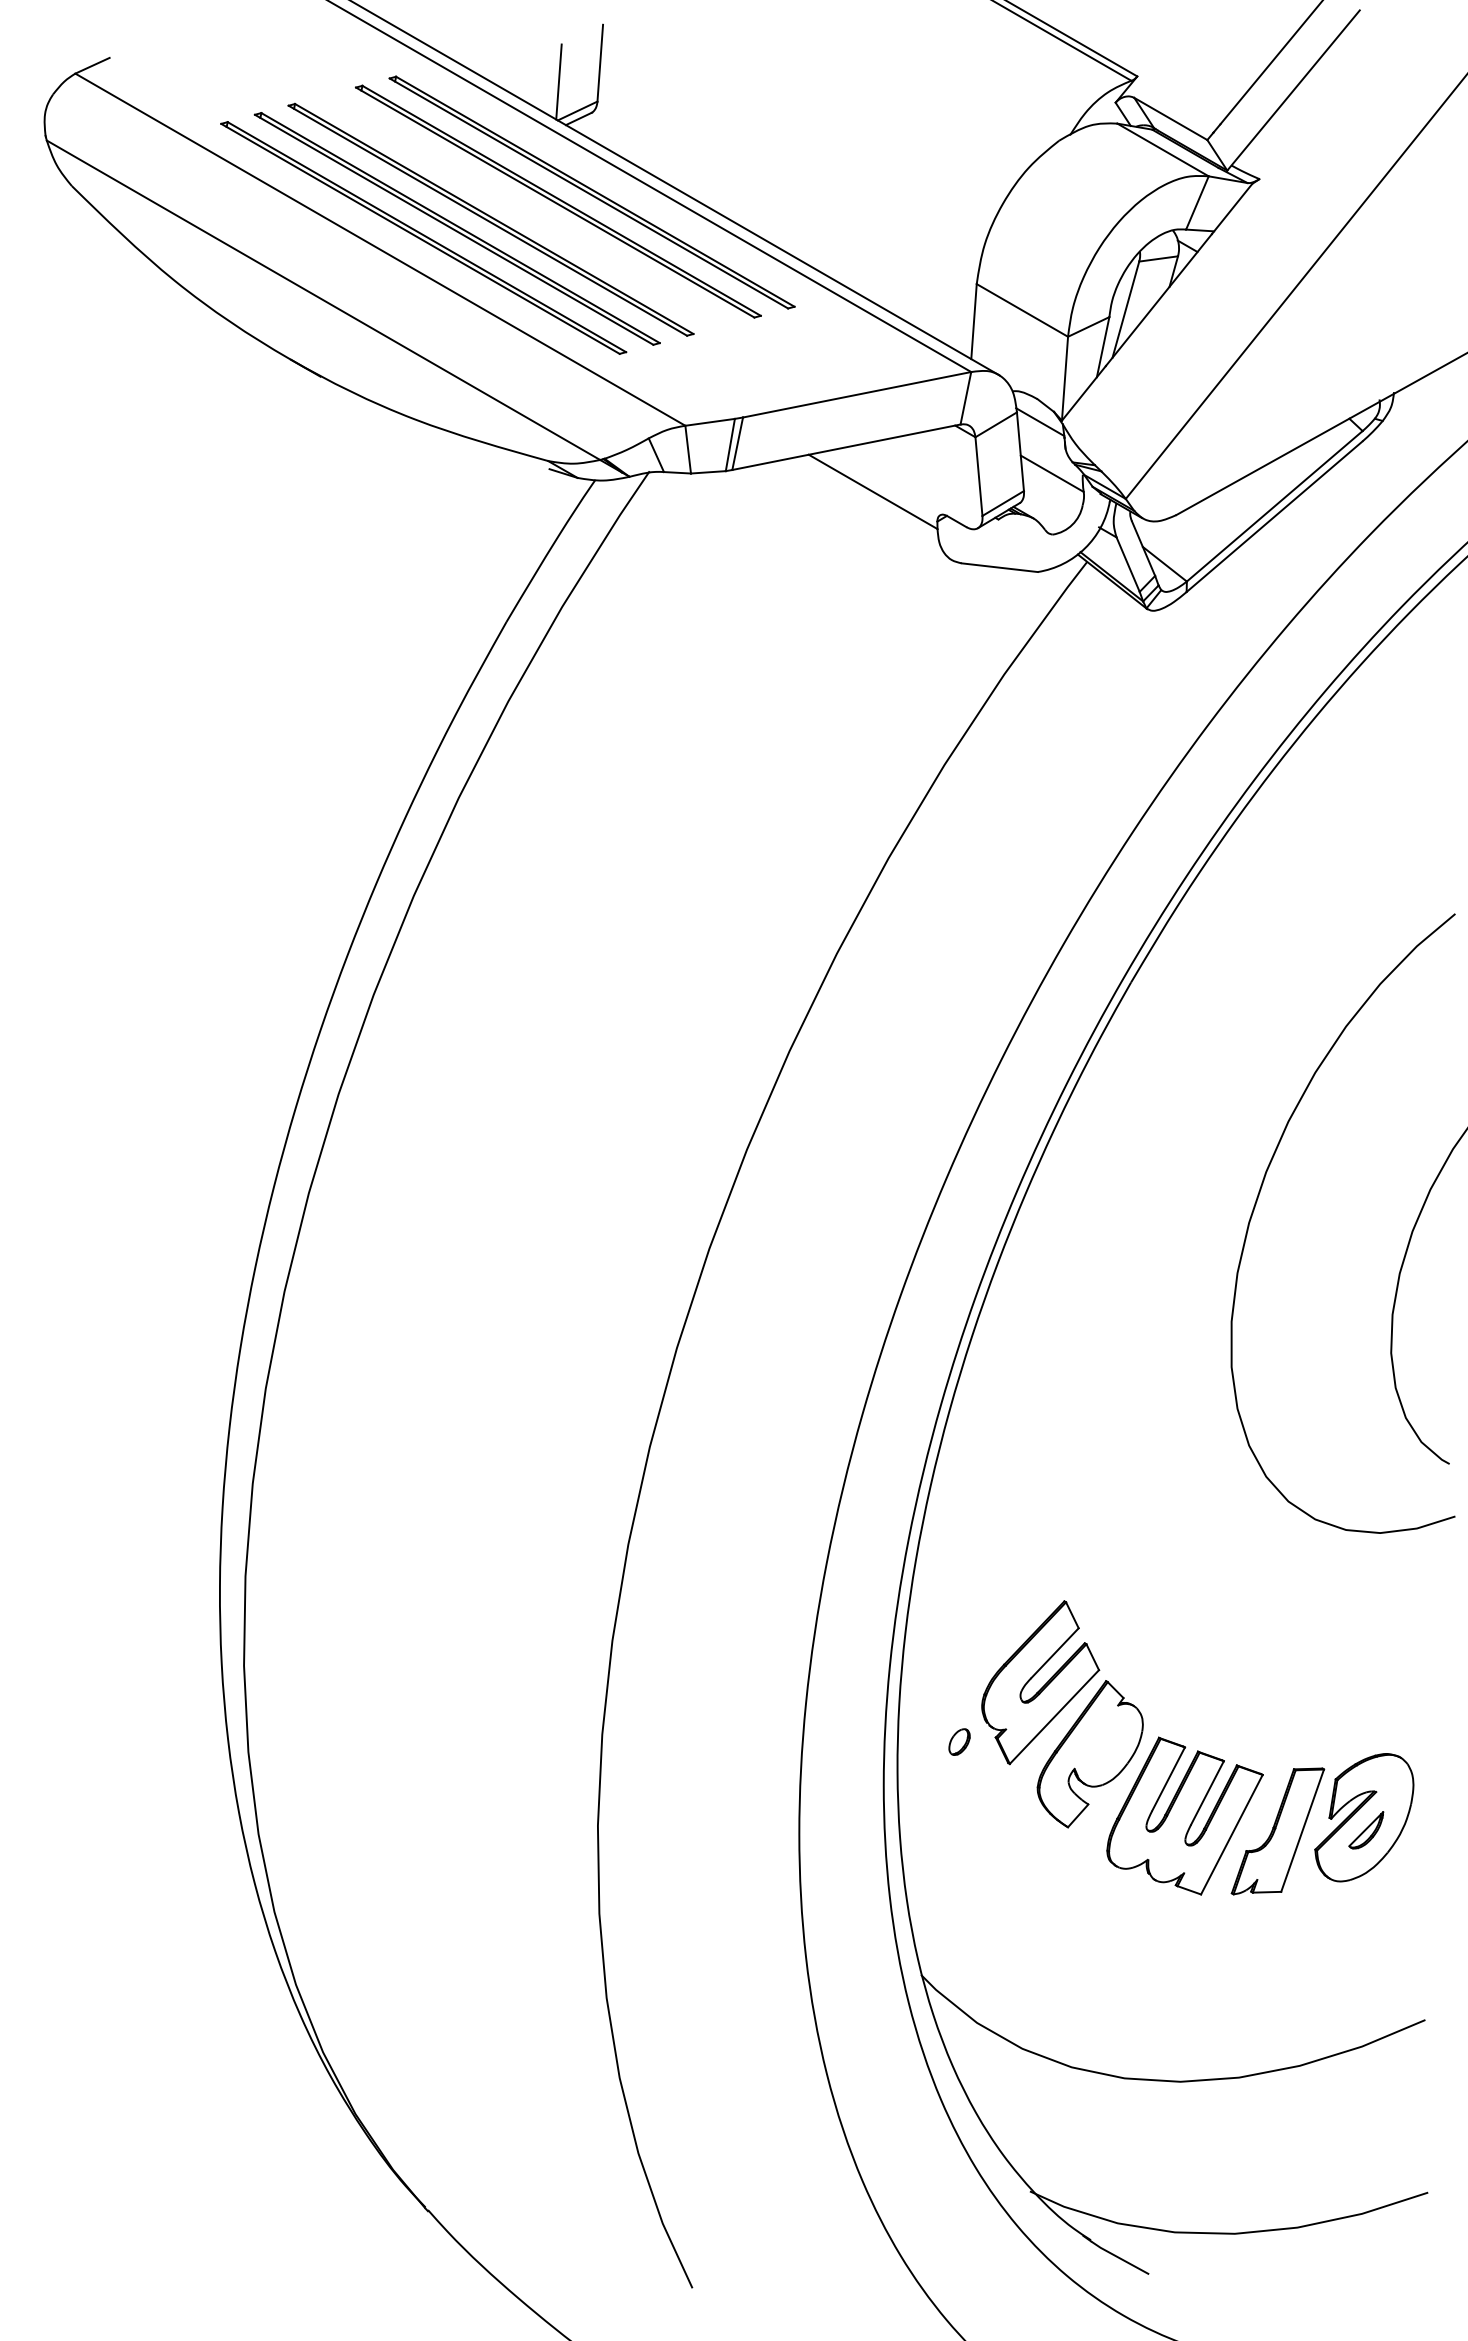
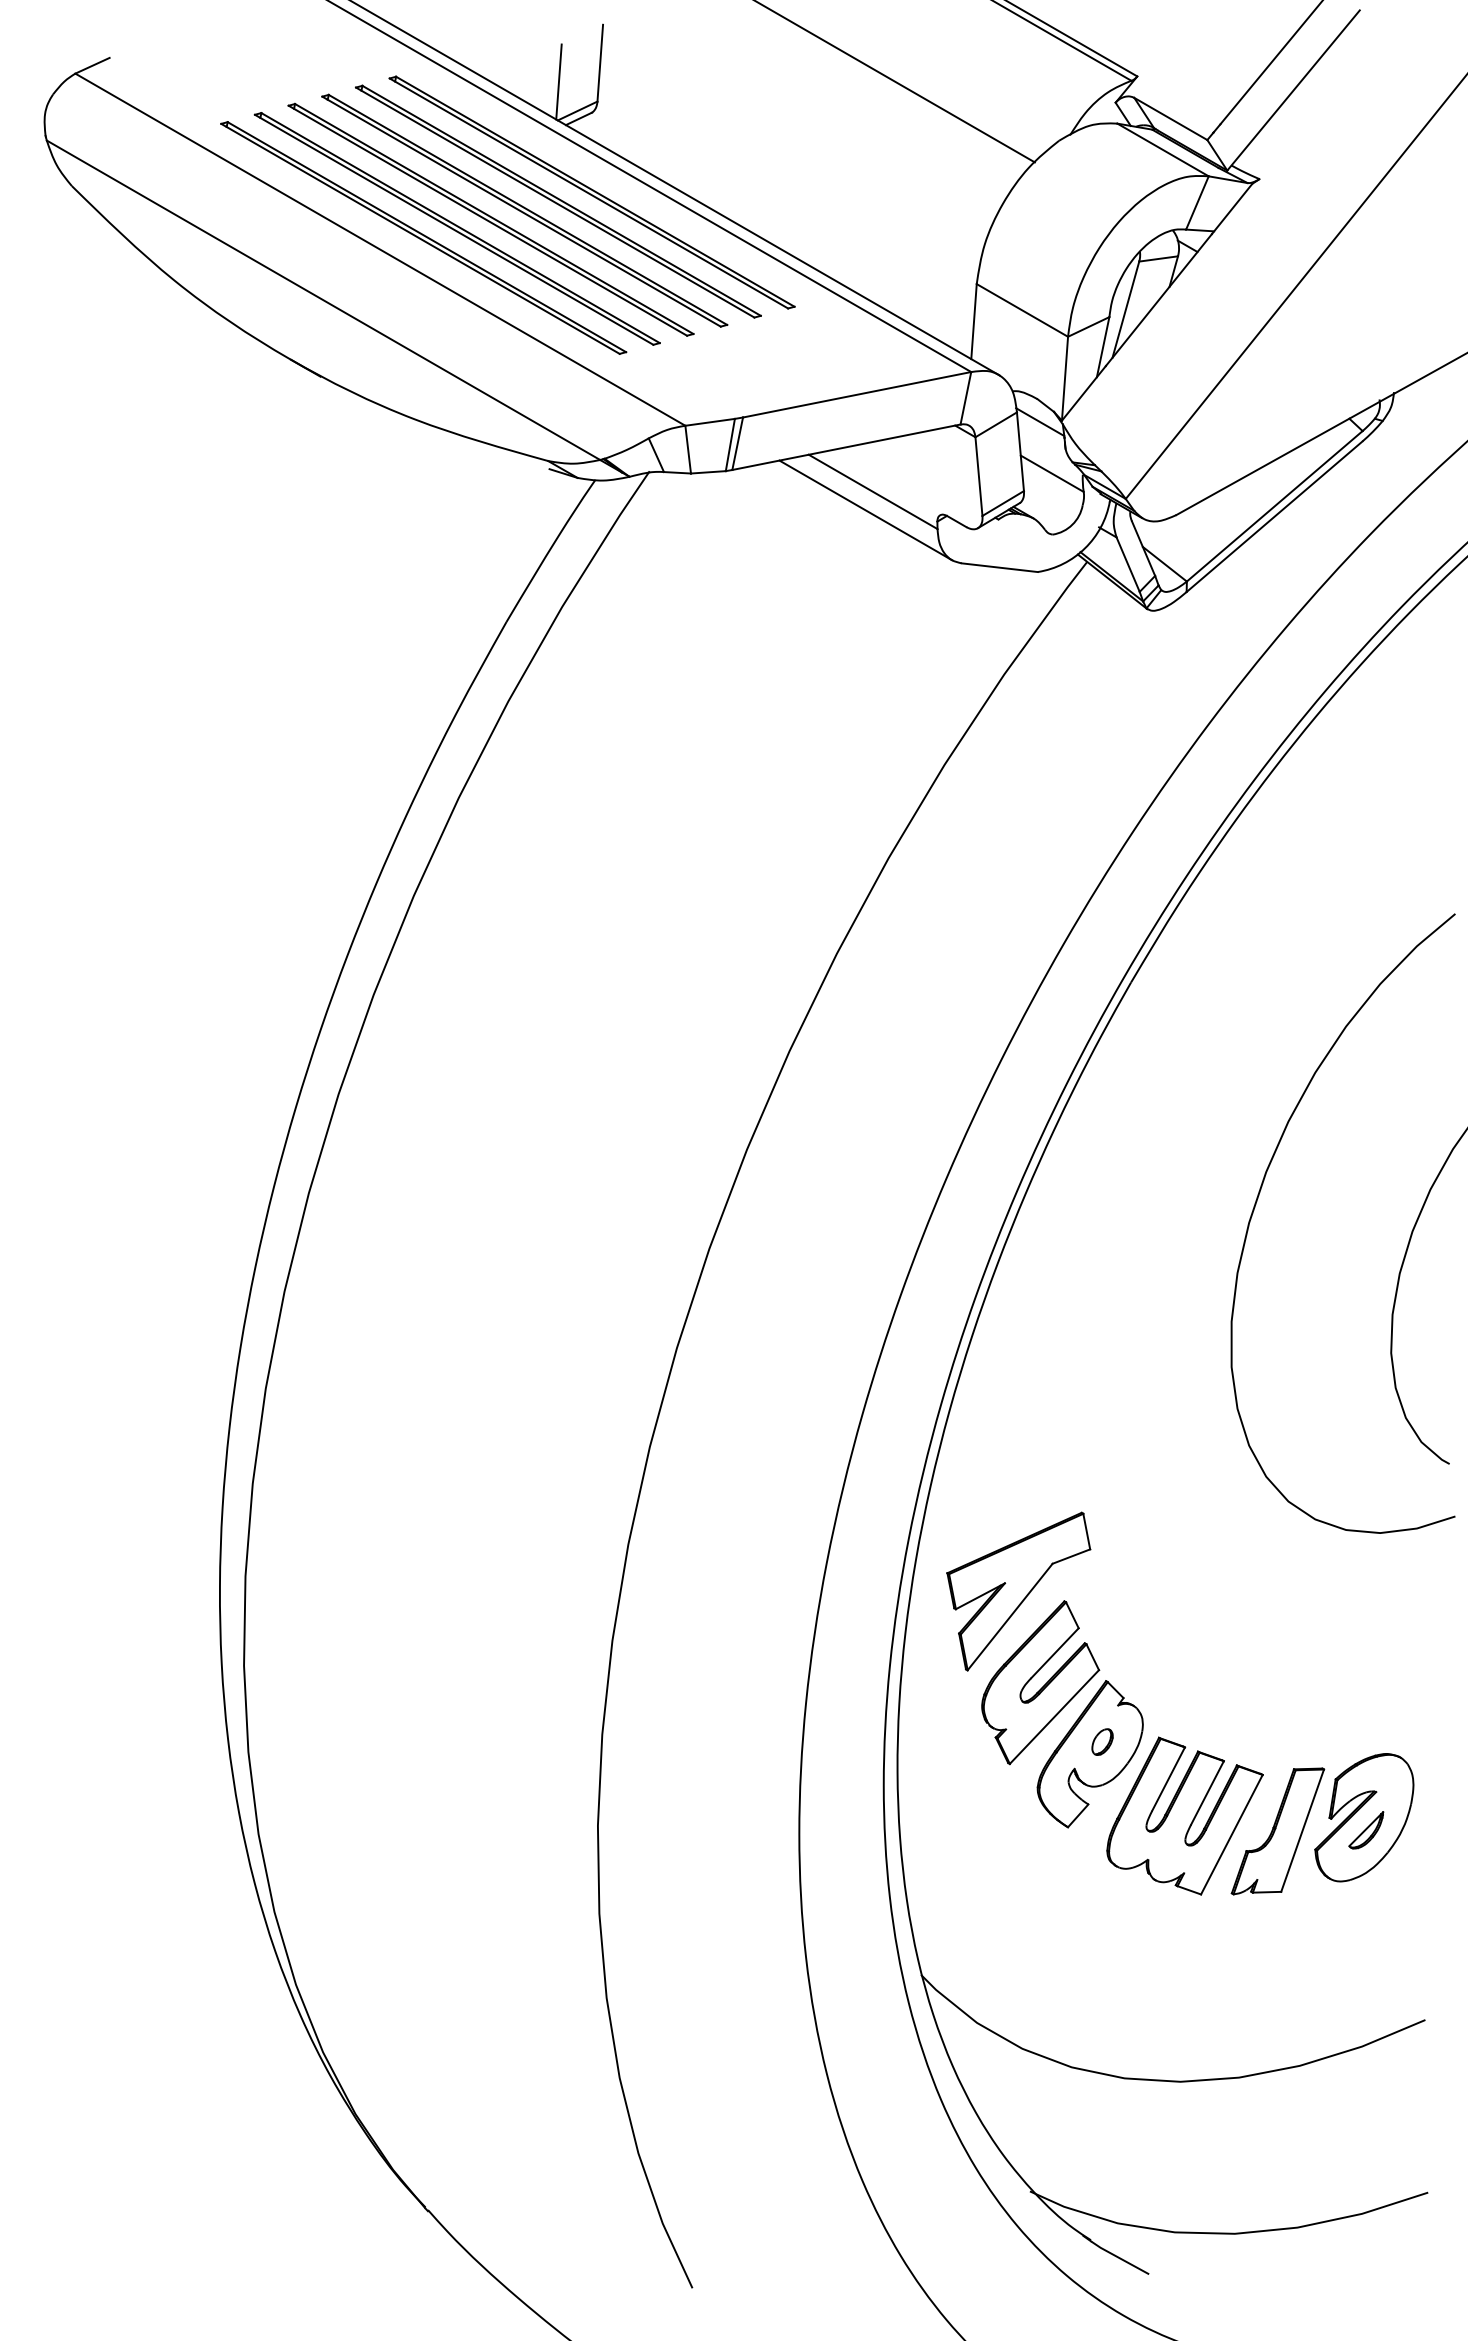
line: none -> present (895, 82)
part: none -> present (524, 210)
line: none -> present (865, 510)
part: none -> present (1018, 1591)
part position: (959, 1741) -> (1102, 1741) (1102, 1741)
